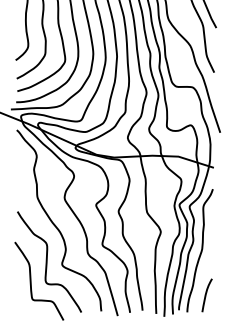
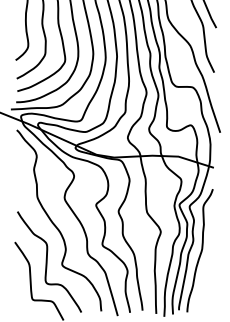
curve: present -> none (206, 295)
